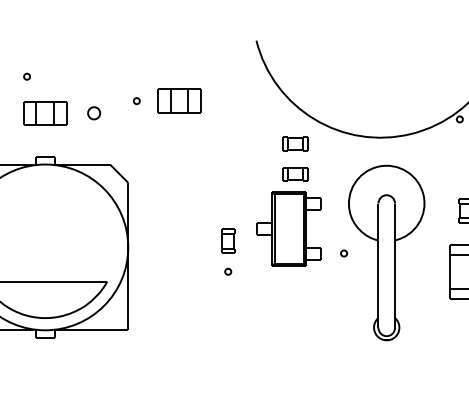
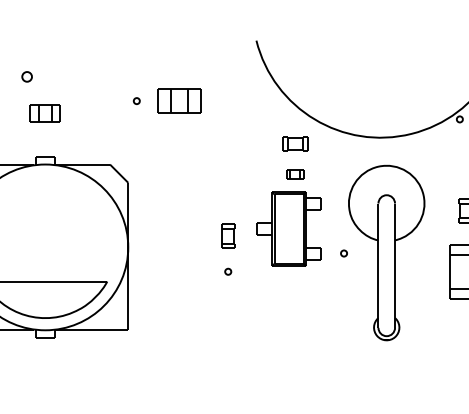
part size: 8x9 px -> 12x12 px (26, 76)
part size: 45x25 px -> 32x19 px (44, 113)
part: present -> none (94, 113)
part size: 27x15 px -> 19x11 px (295, 174)
part position: (228, 240) -> (228, 235) (228, 235)
